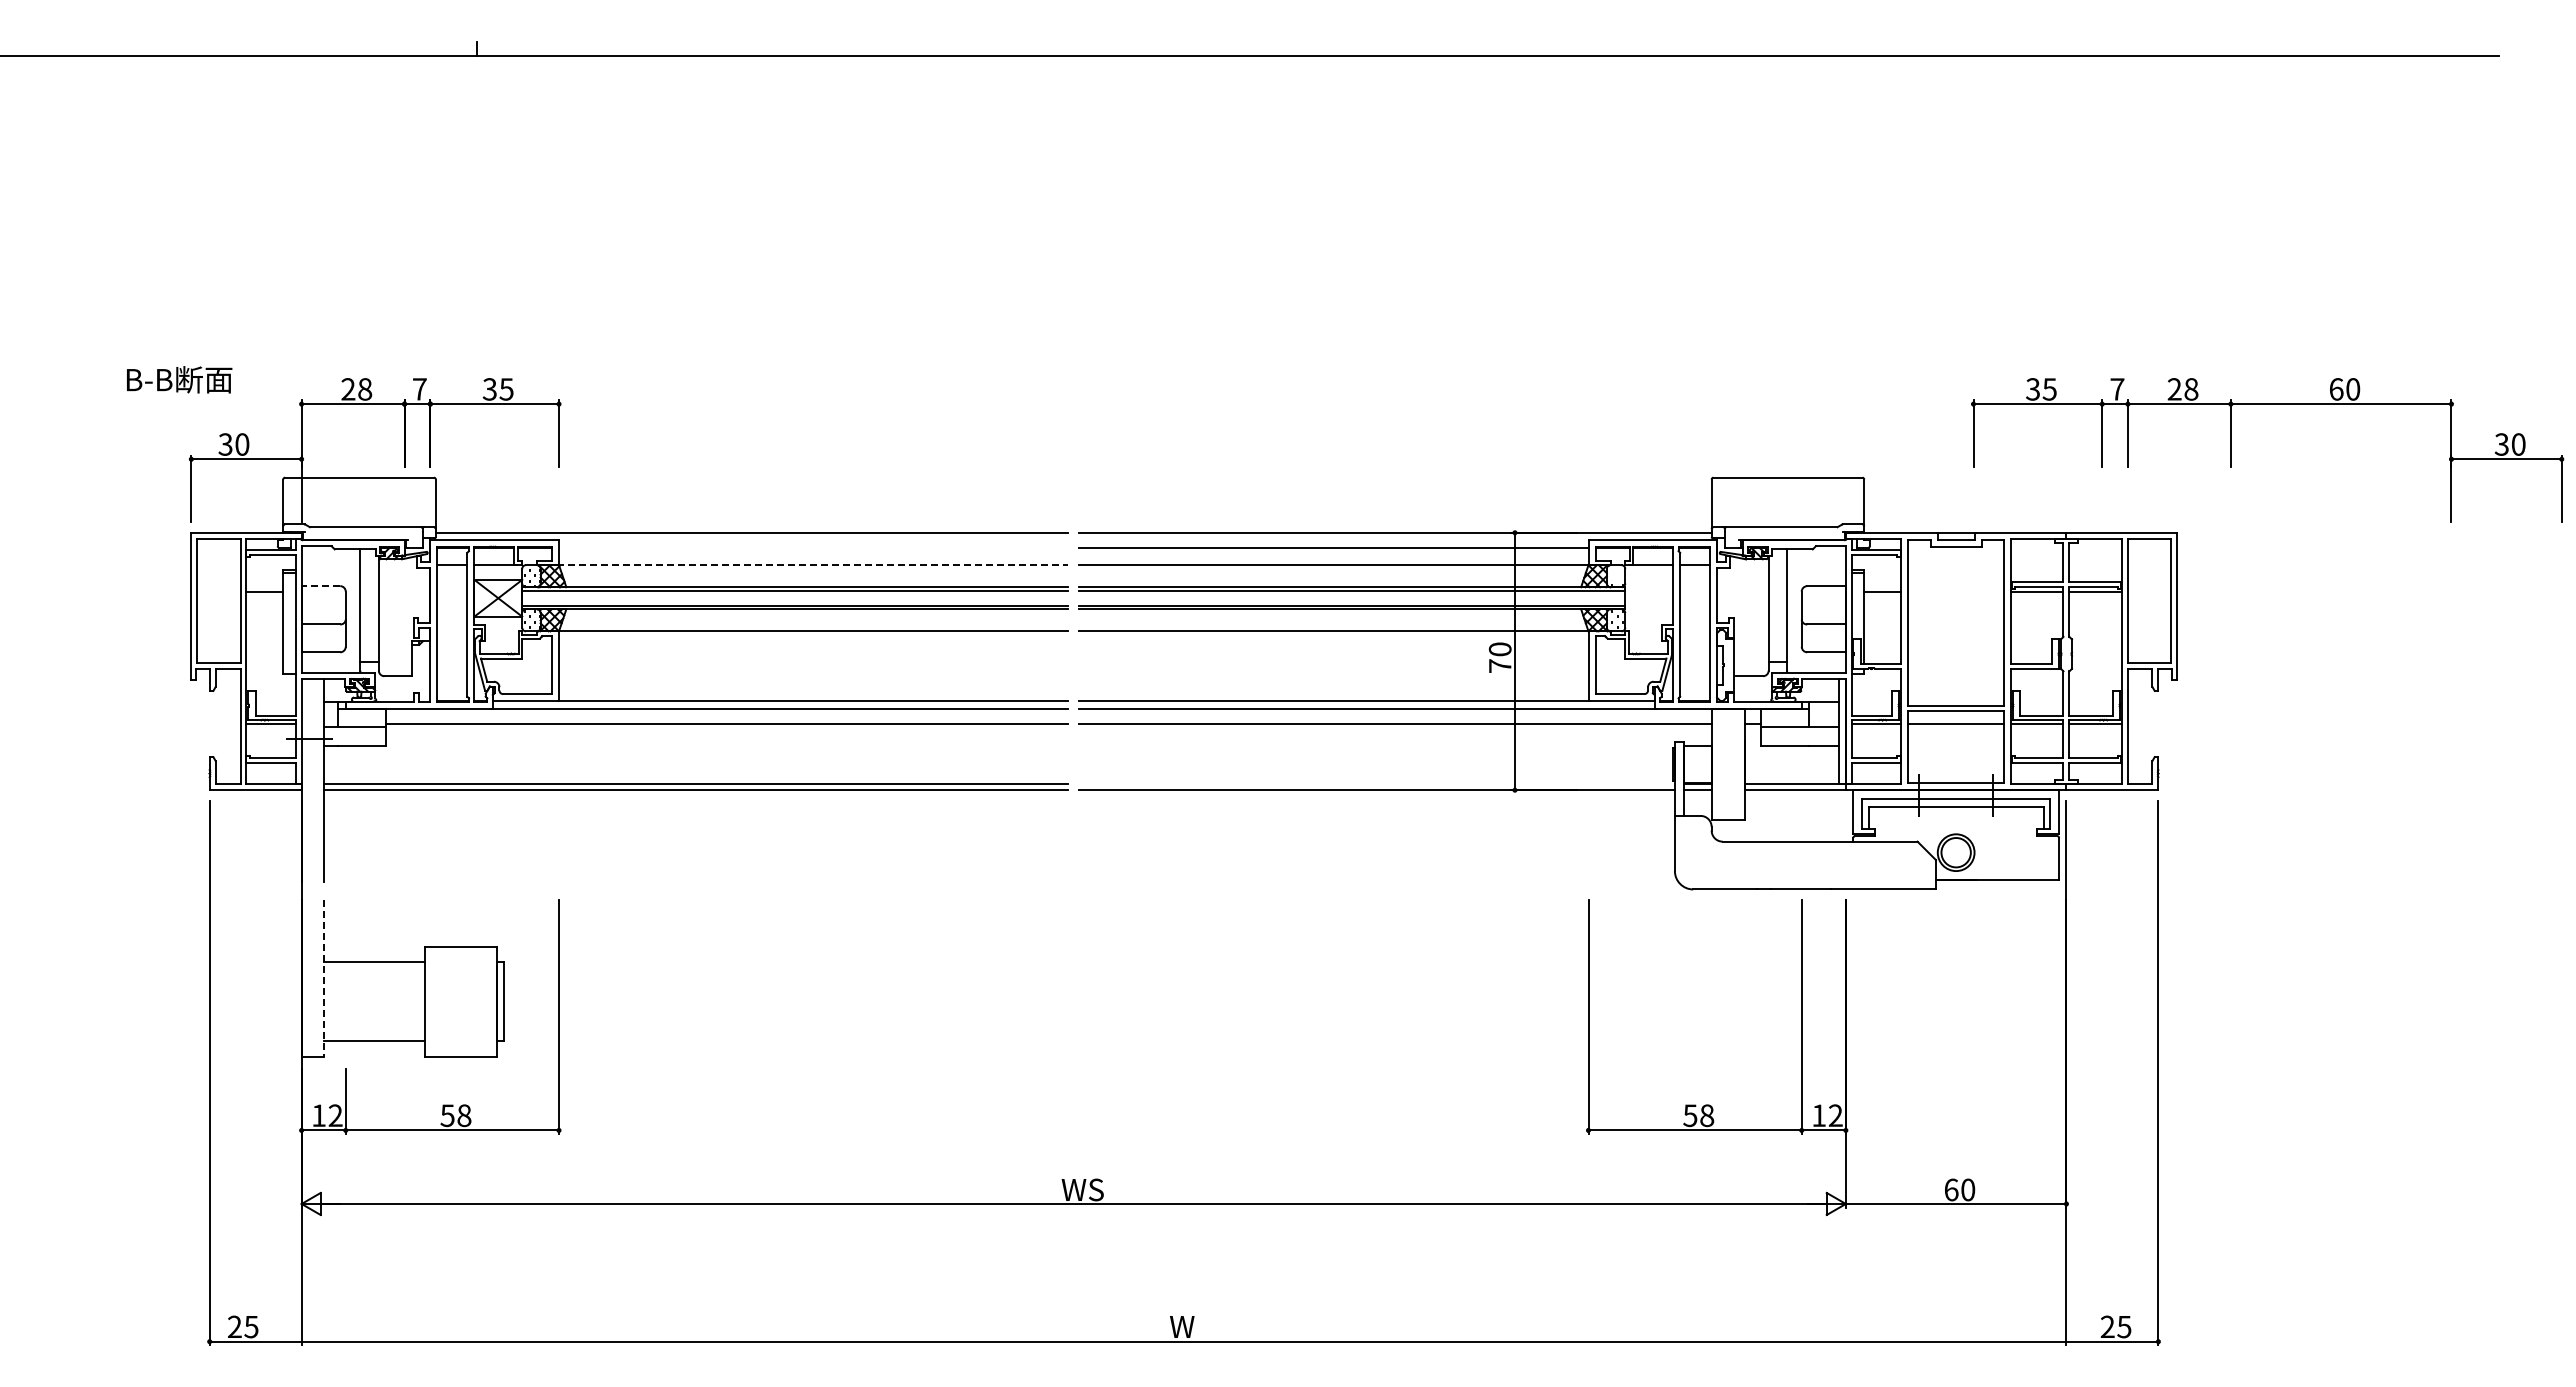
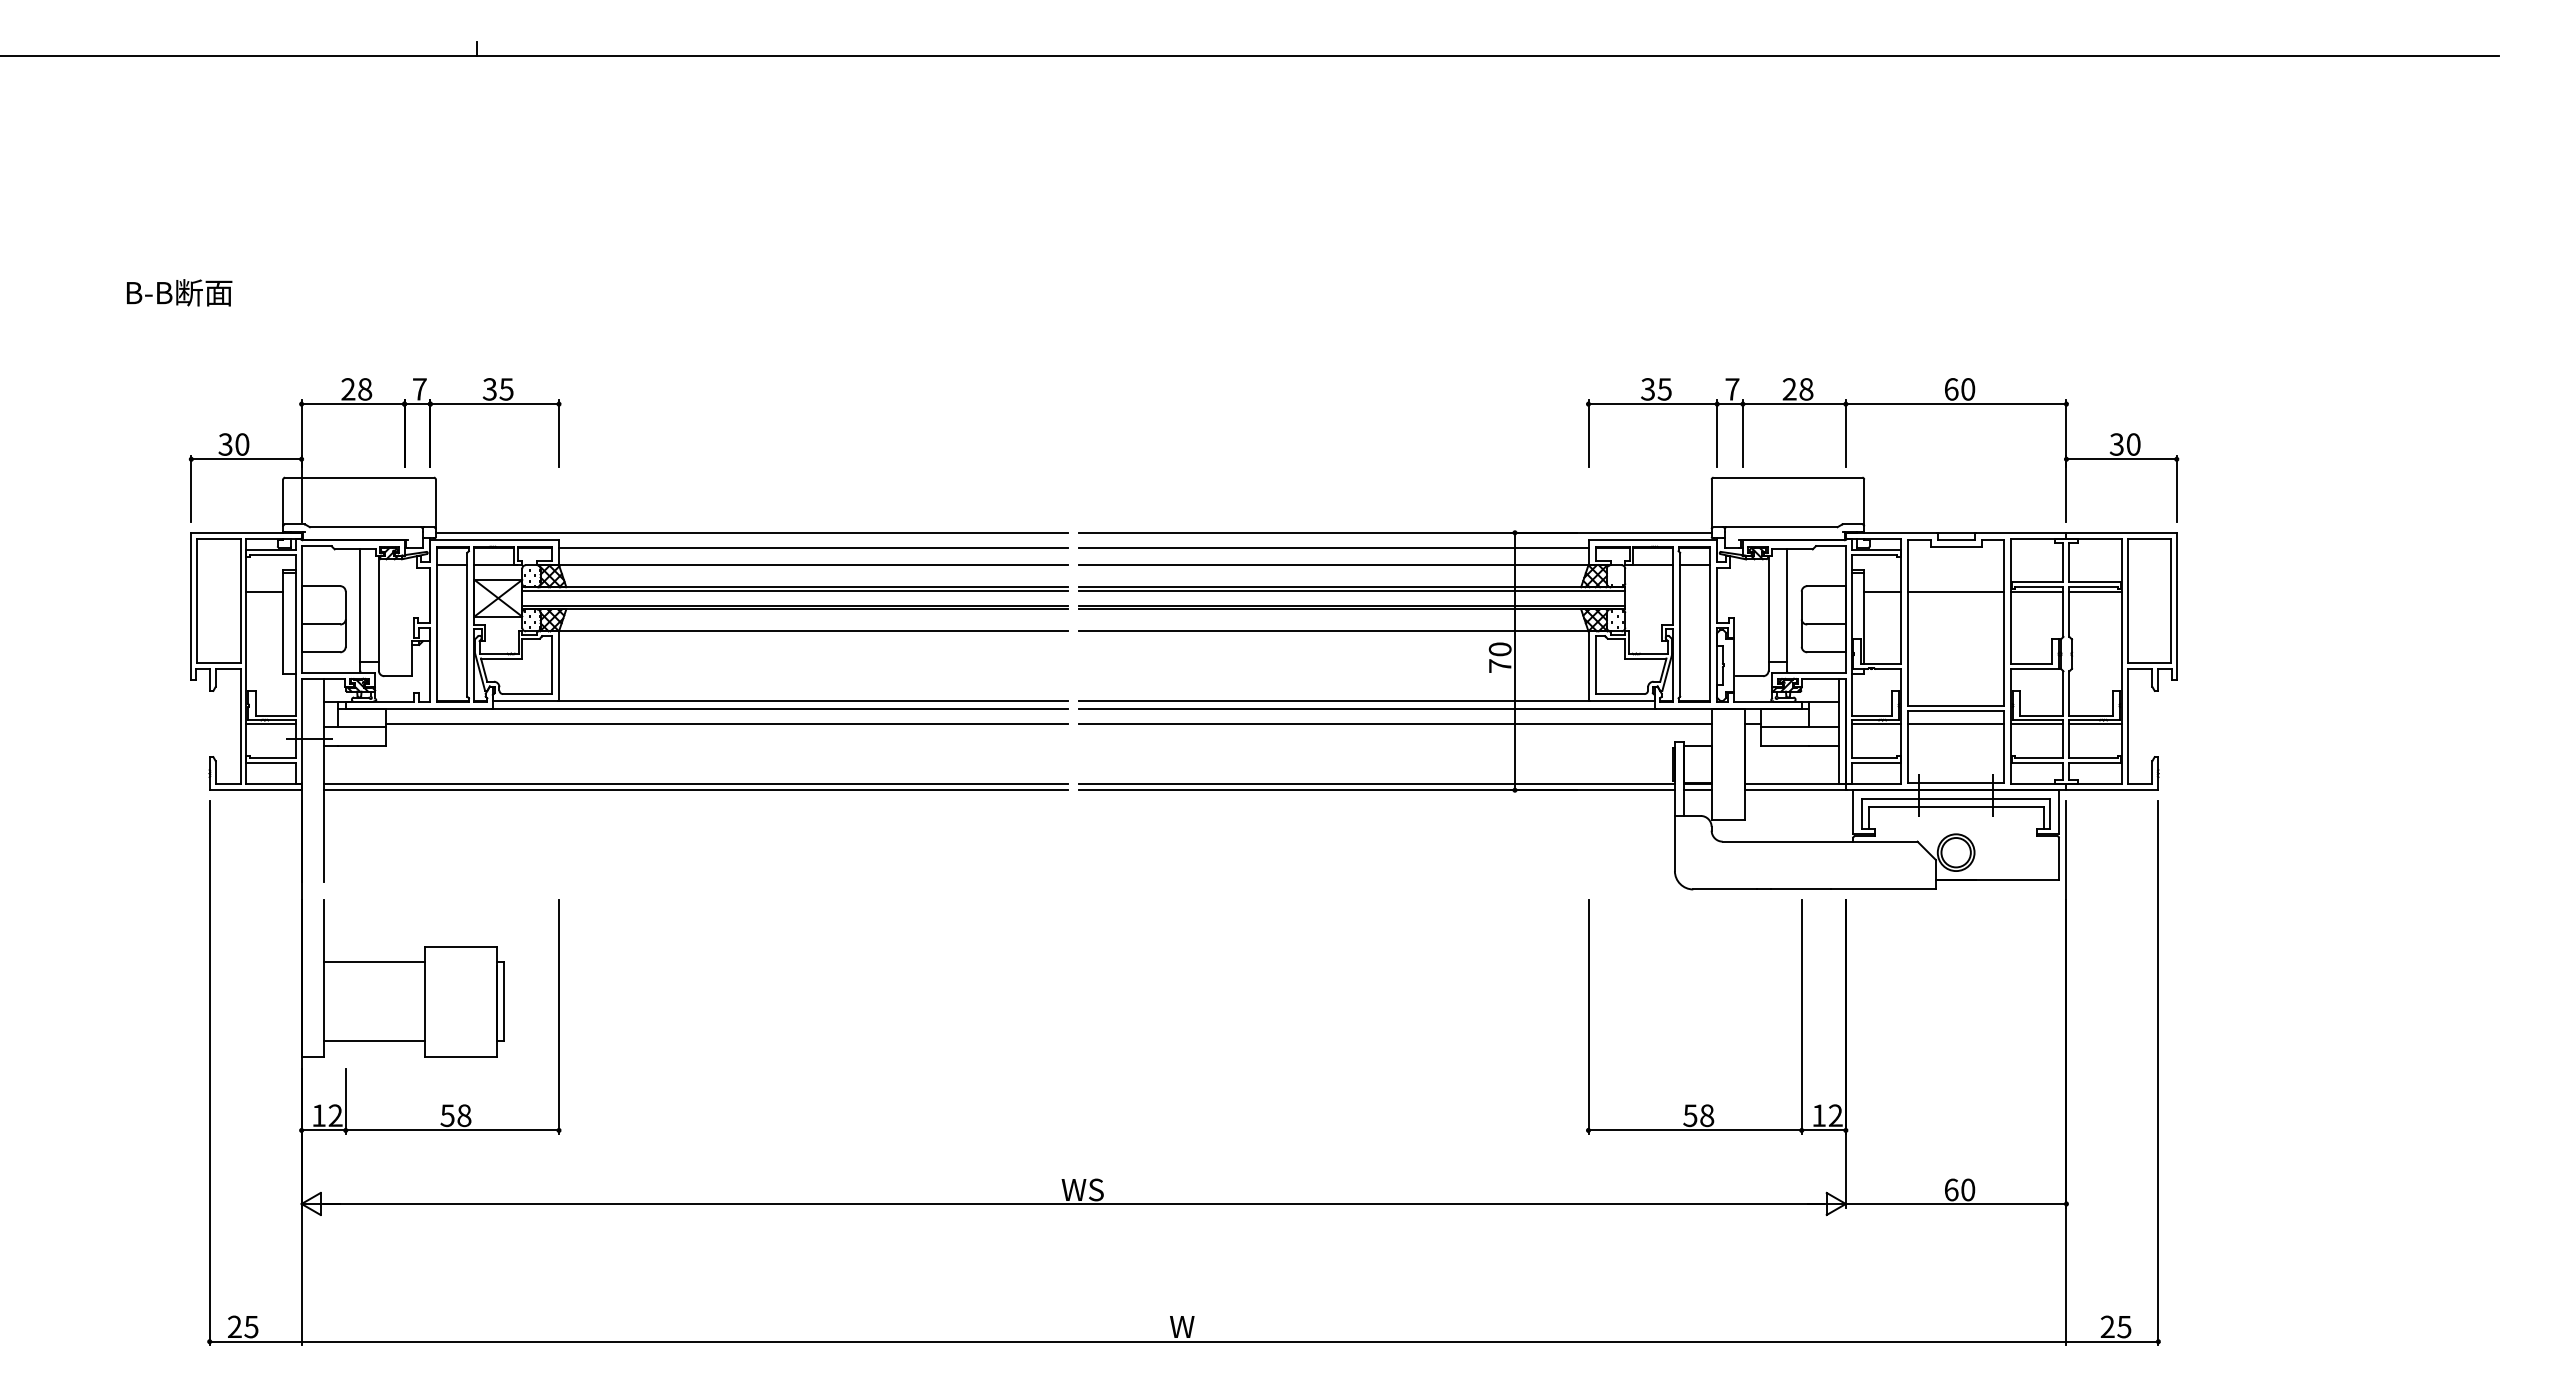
text position: (179, 379) -> (179, 292) (179, 292)
part position: (2231, 450) -> (1846, 450) (1846, 450)
line: none -> present (813, 548)
line: dashed -> solid (812, 565)
line: dashed -> solid (320, 586)
line: none -> present (1956, 592)
line: none -> present (1376, 784)
line: dashed -> solid (323, 979)
